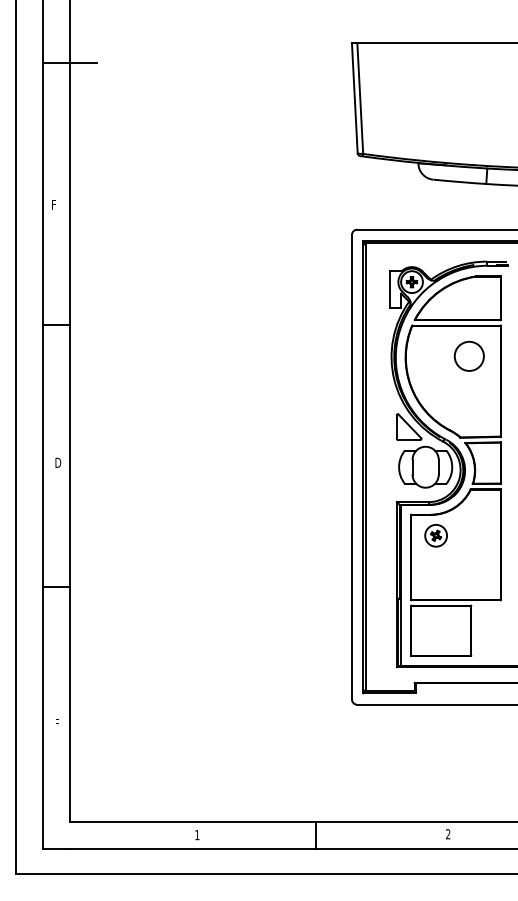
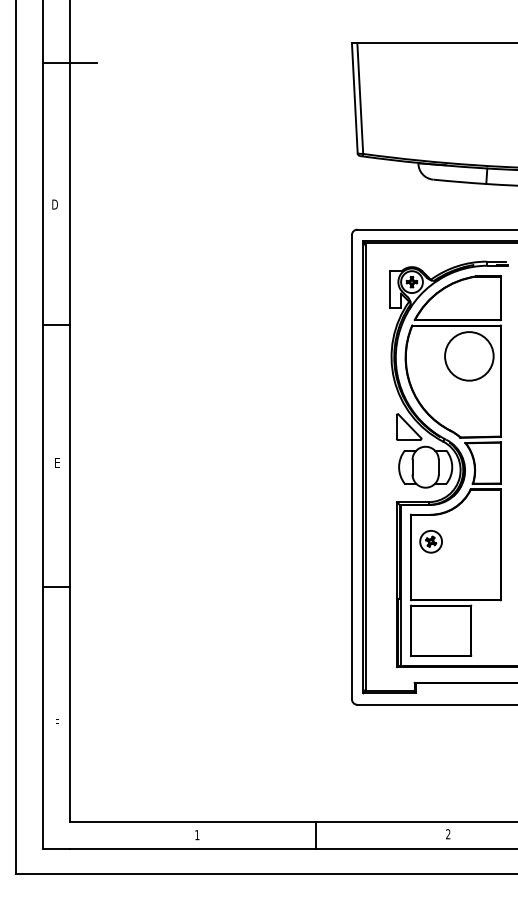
text: F -> D (54, 204)
circle diameter: 29 px -> 49 px (469, 356)
text: D -> E (58, 462)
part position: (435, 535) -> (430, 541) (430, 541)
